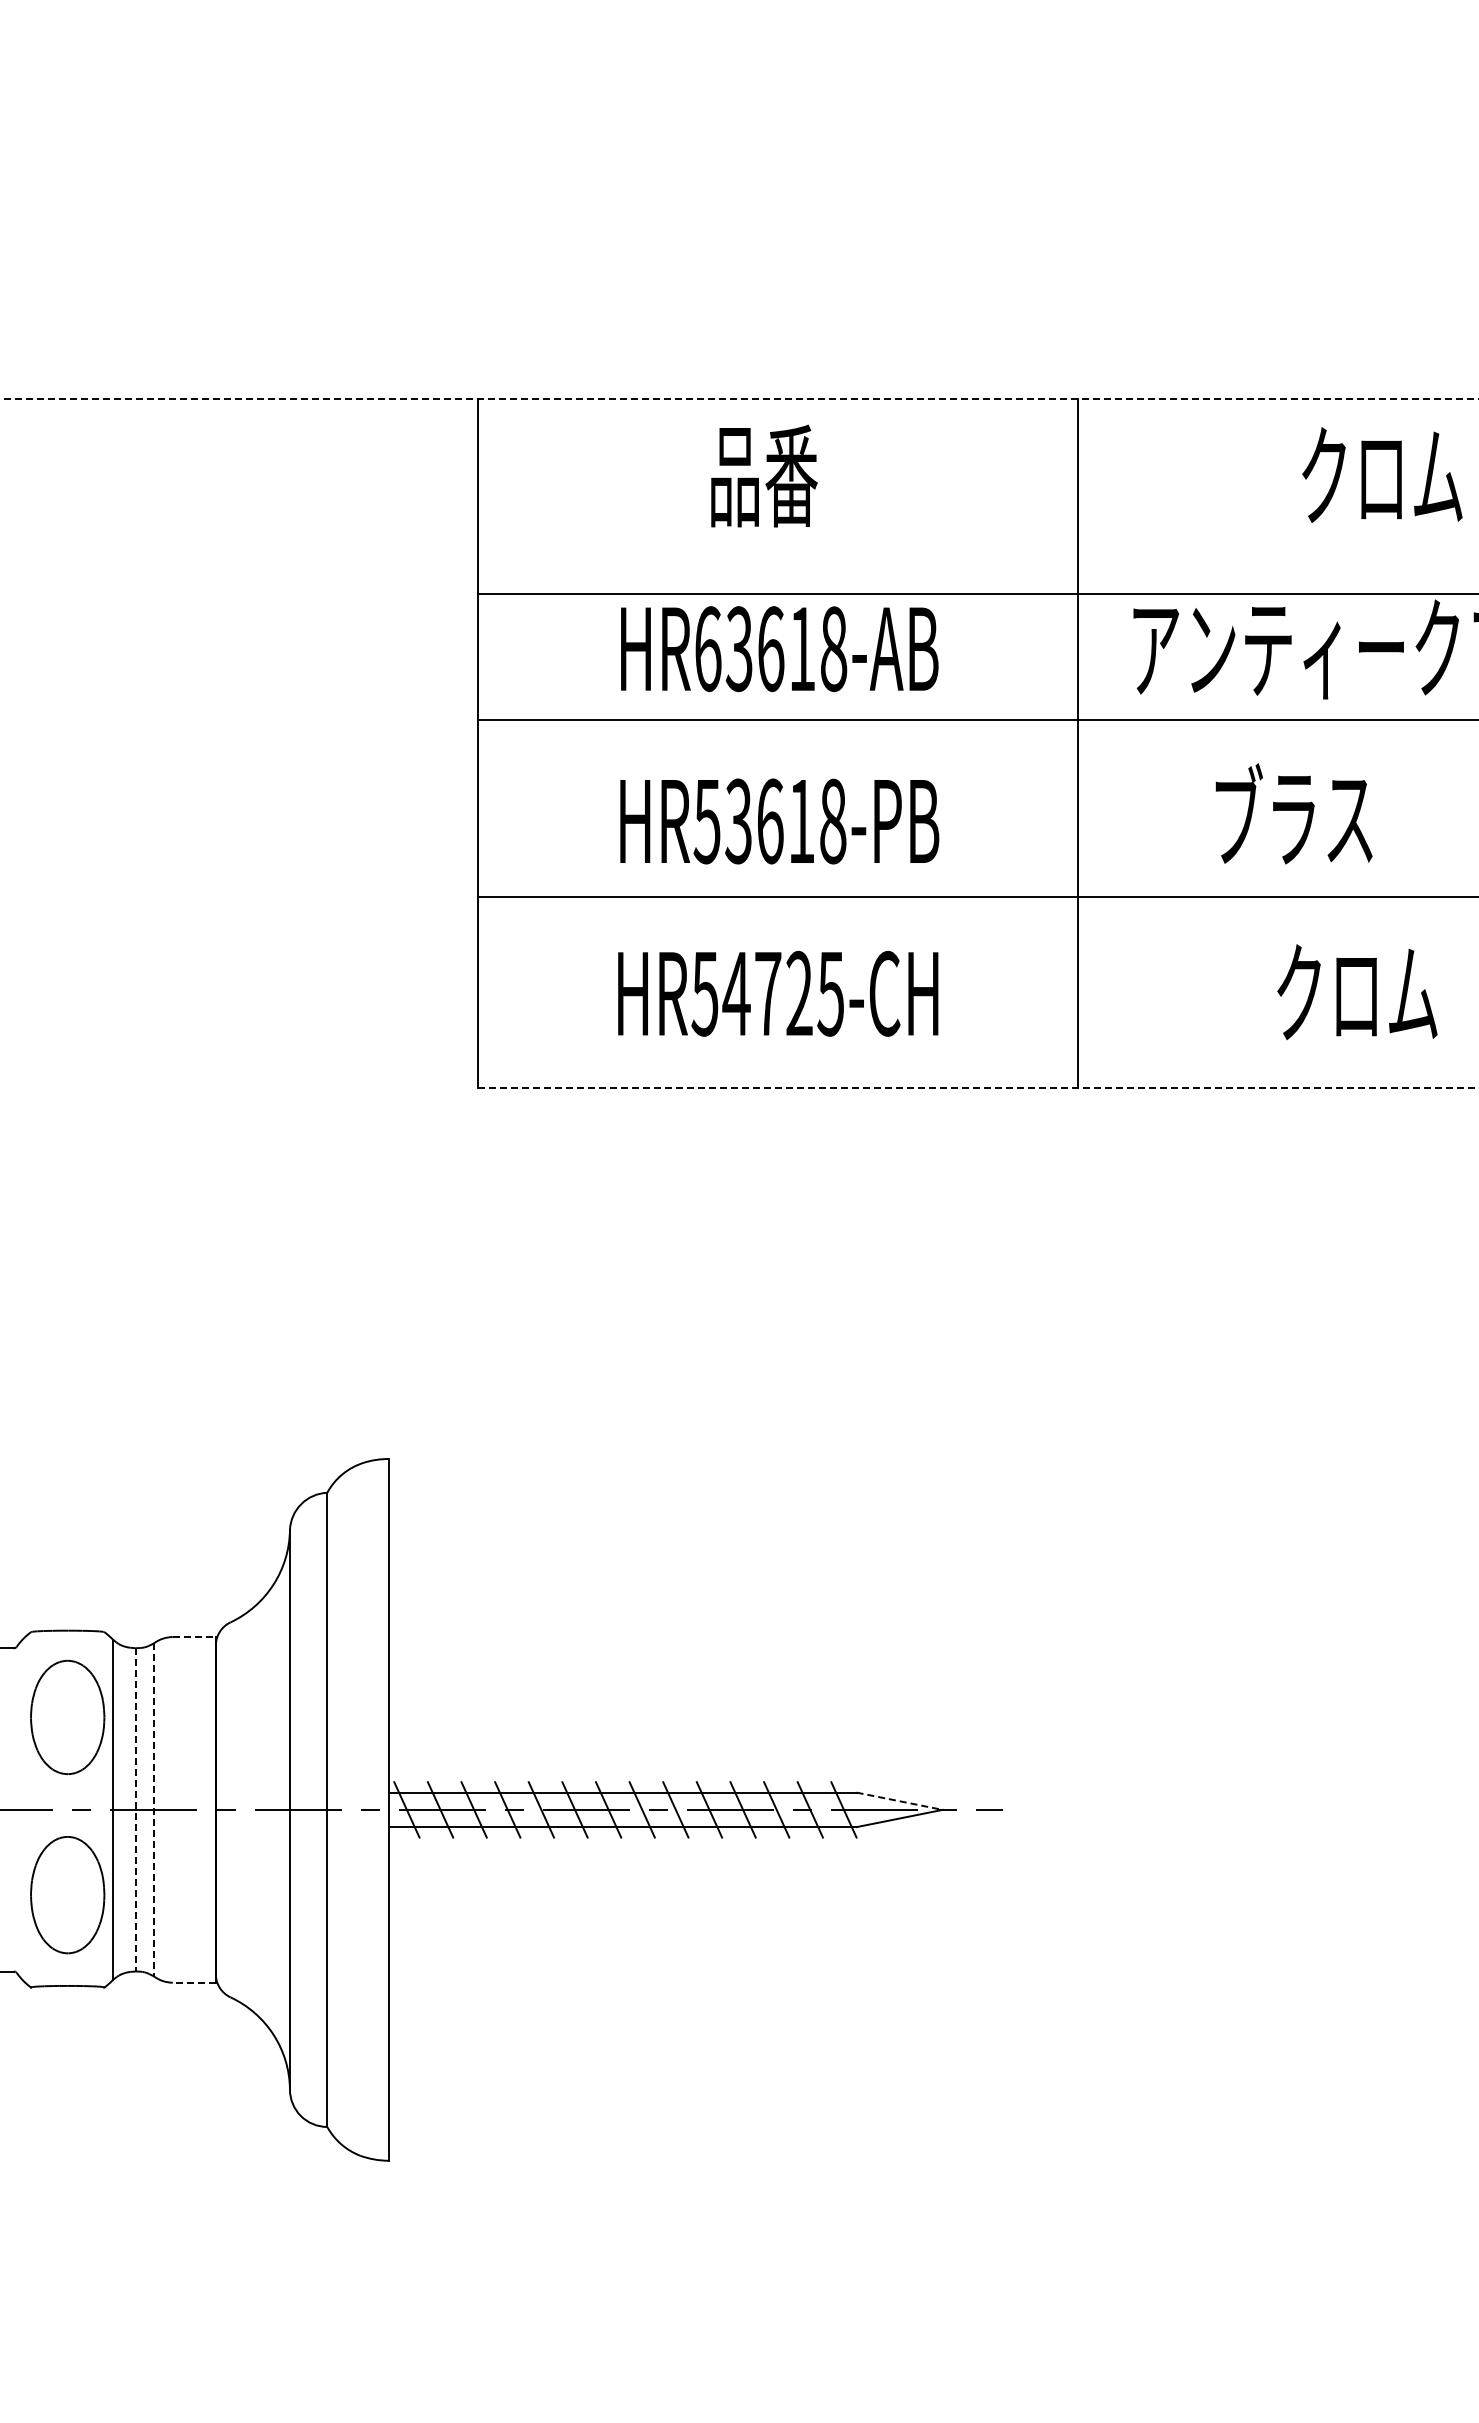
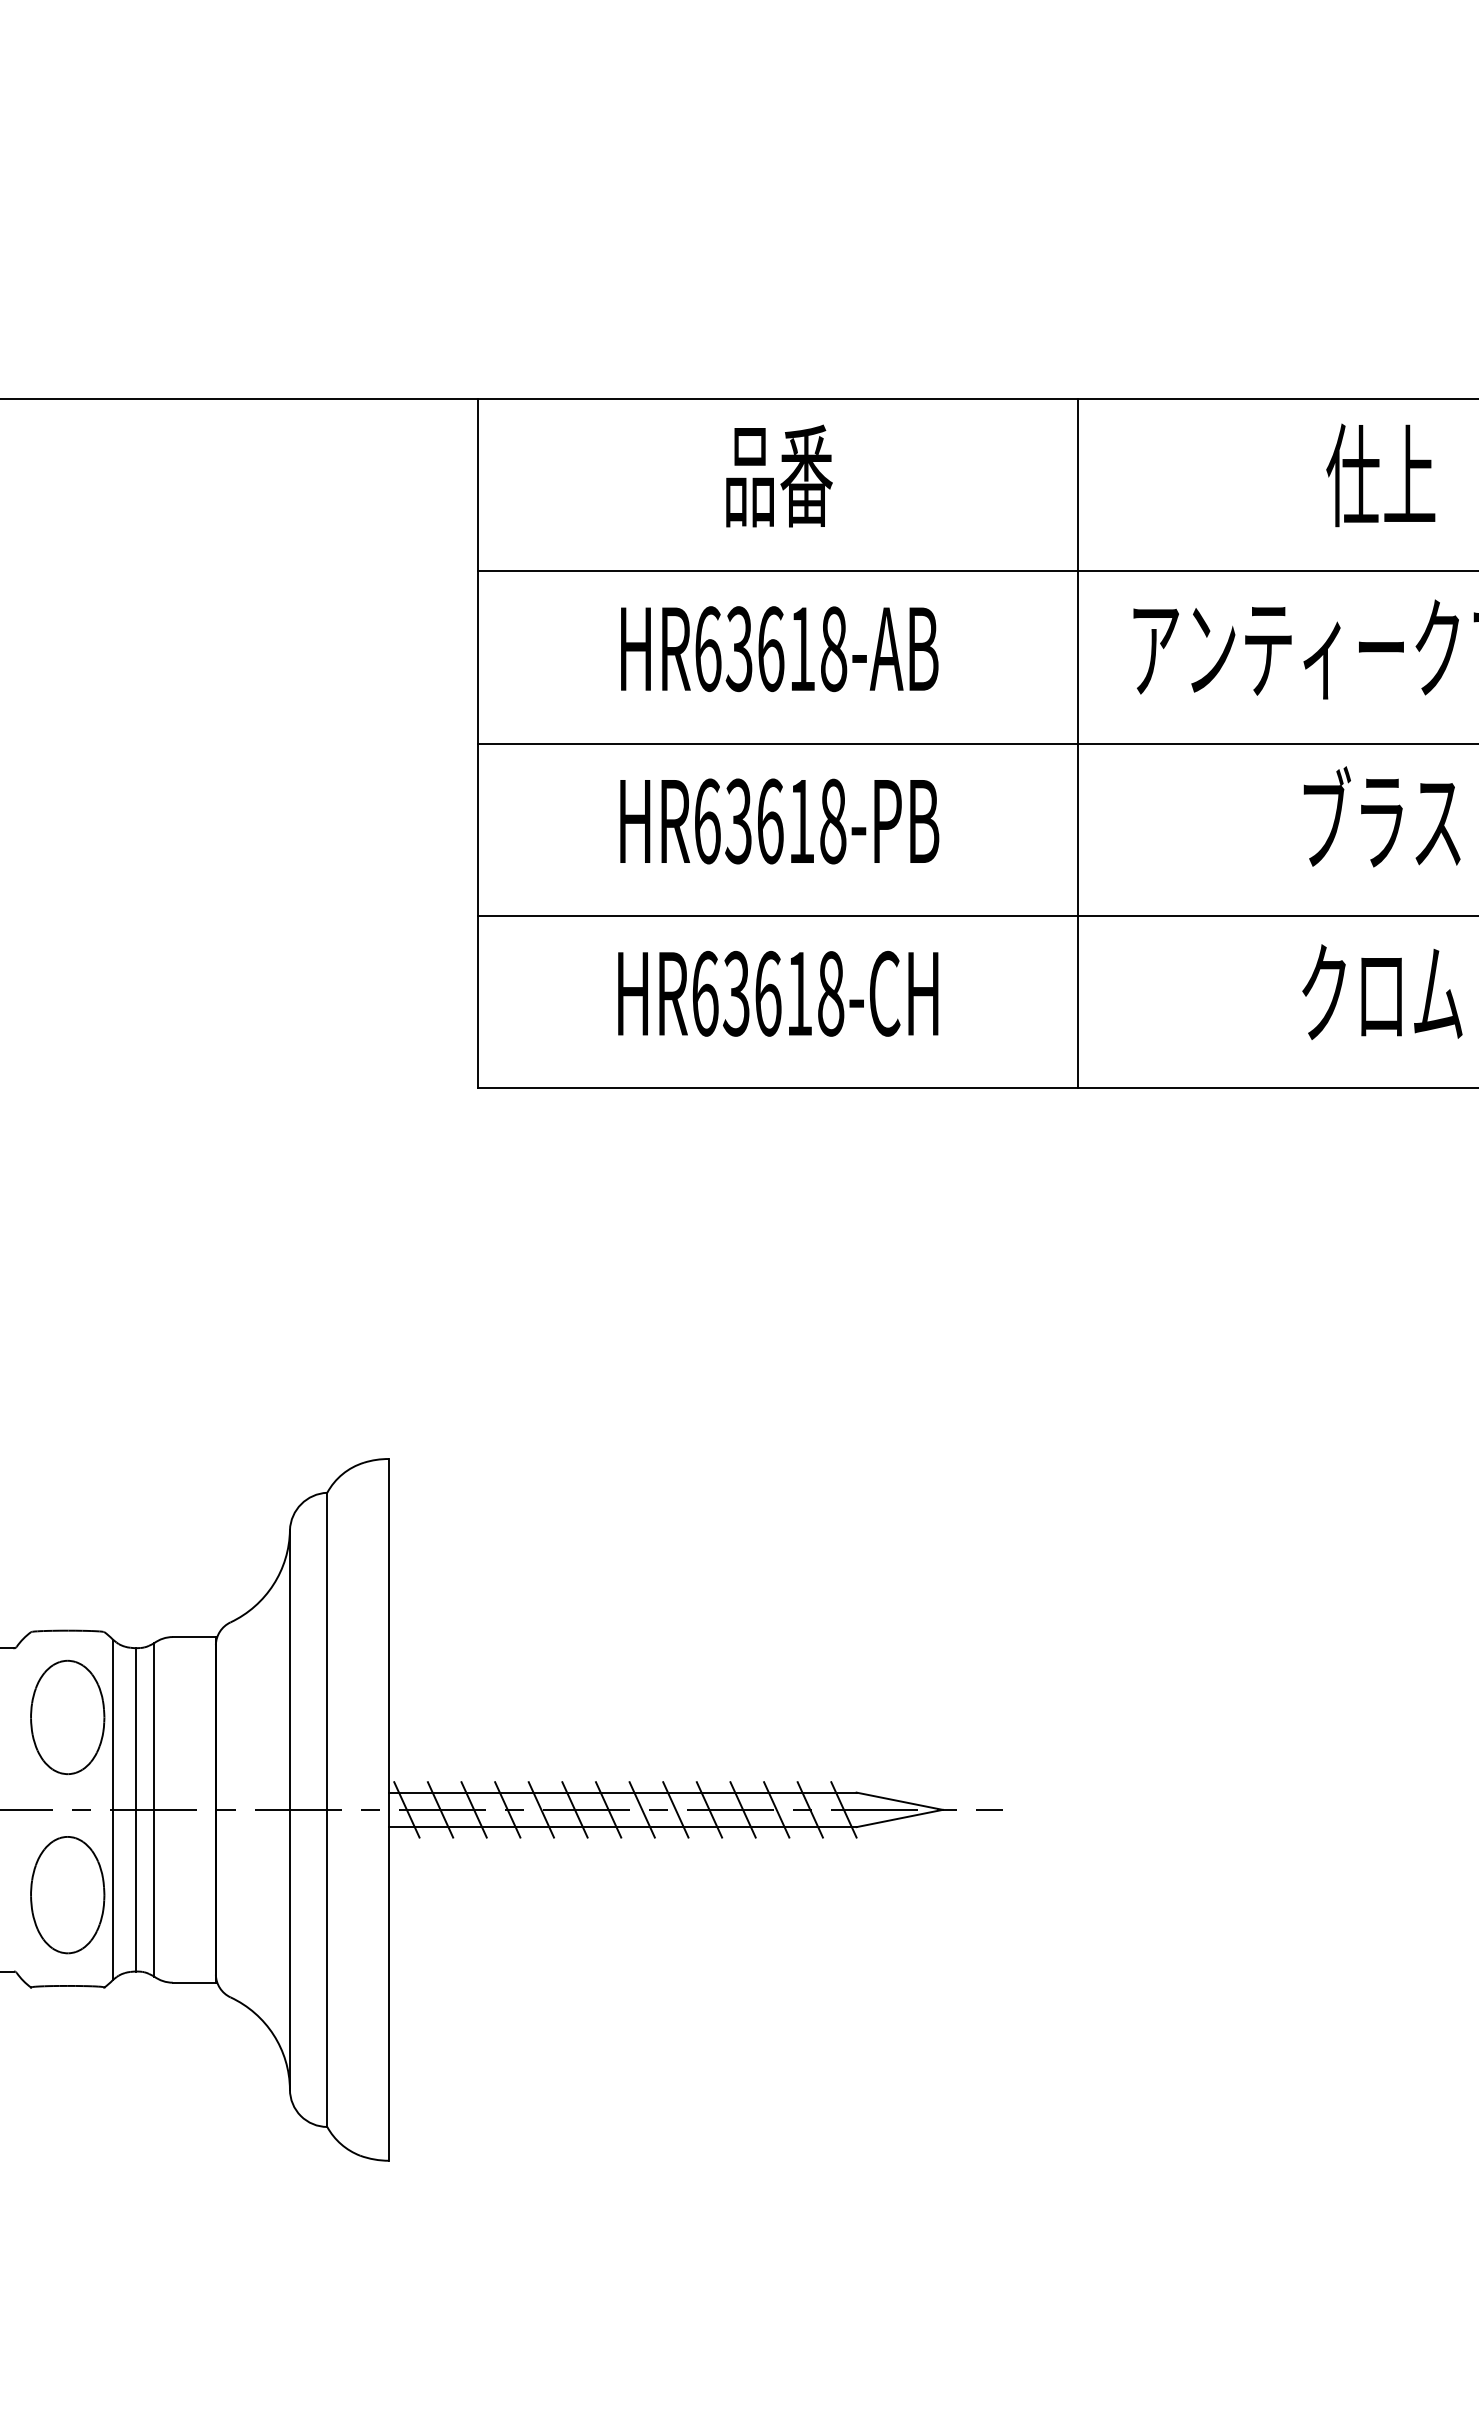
line: dashed -> solid (739, 398)
text position: (764, 475) -> (779, 475) (779, 475)
text: クロム -> 仕上 (1382, 475)
line position: (976, 594) -> (976, 571) (976, 571)
line position: (976, 719) -> (976, 743) (976, 743)
text position: (1293, 813) -> (1381, 816) (1381, 816)
text: HR53618-PB -> HR63618-PB (706, 821)
line position: (976, 897) -> (976, 916) (976, 916)
text position: (1357, 991) -> (1382, 991) (1382, 991)
text: HR54725-CH -> HR63618-CH (767, 993)
line: dashed -> solid (979, 1088)
line: dashed -> solid (194, 1637)
line: dashed -> solid (899, 1801)
line: dashed -> solid (135, 1809)
line: dashed -> solid (154, 1809)
line: dashed -> solid (194, 1982)
